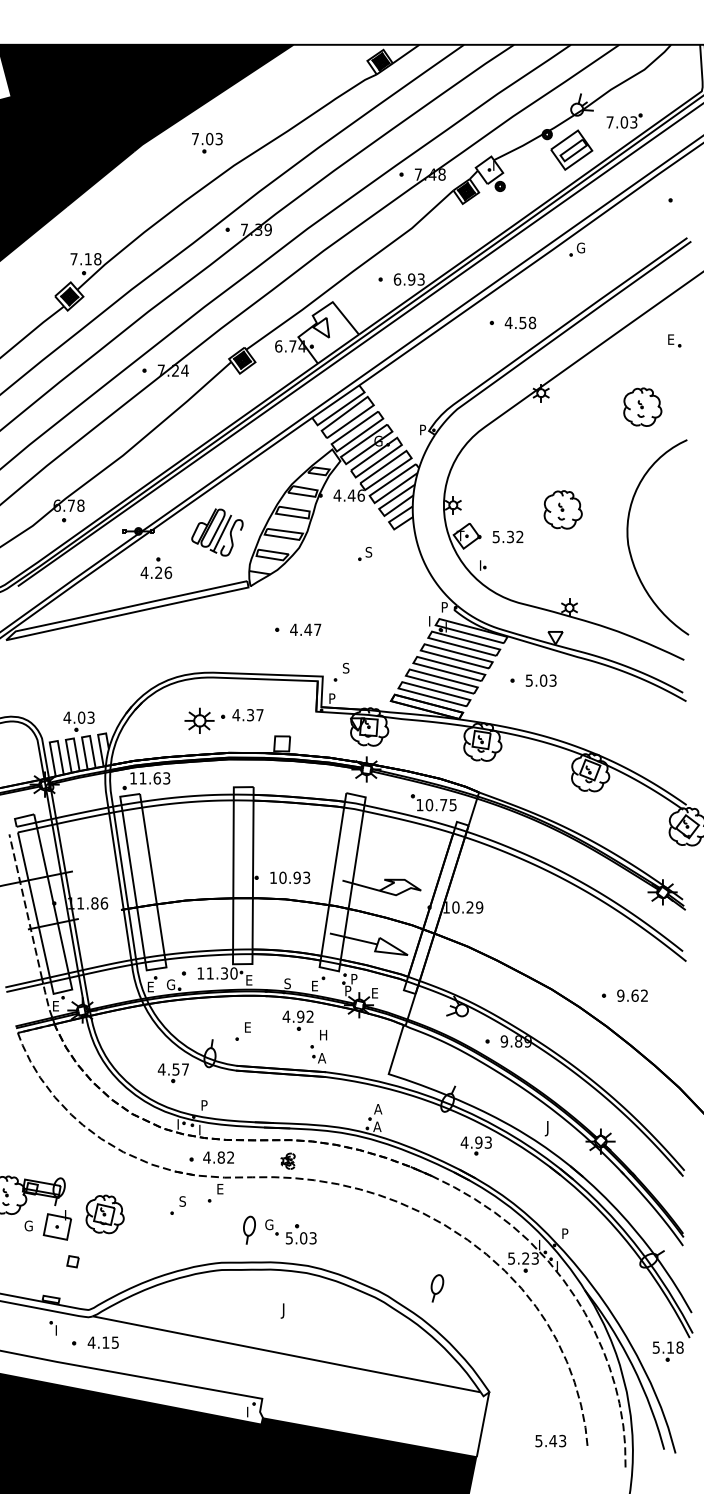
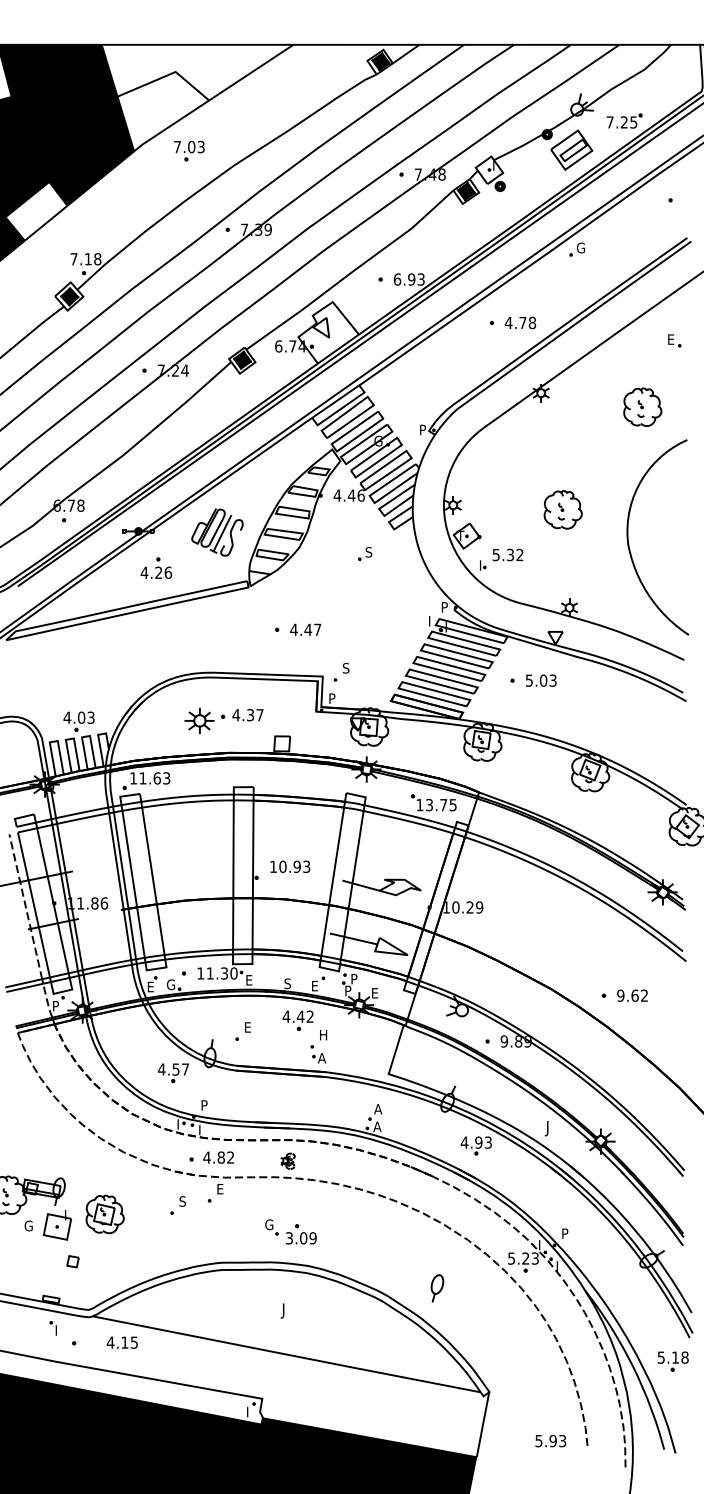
fill: present -> none (197, 97)
text: 7.03 -> 7.25 (628, 122)
part position: (207, 142) -> (189, 150) (189, 150)
fill: present -> none (36, 210)
text: 4.58 -> 4.78 (522, 323)
text position: (507, 536) -> (507, 554) (507, 554)
text: 10.75 -> 13.75 (429, 805)
text position: (290, 877) -> (290, 866) (290, 866)
text: E -> P (56, 1006)
text: 4.92 -> 4.42 (300, 1016)
part: present -> none (249, 1229)
text: 5.03 -> 3.09 (301, 1238)
text position: (102, 1342) -> (121, 1342) (121, 1342)
part position: (667, 1351) -> (672, 1361) (672, 1361)
text: 5.43 -> 5.93 (553, 1440)
